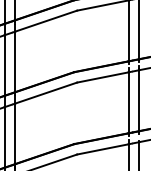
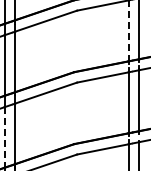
line: solid -> dashed (128, 31)
line: solid -> dashed (4, 137)
